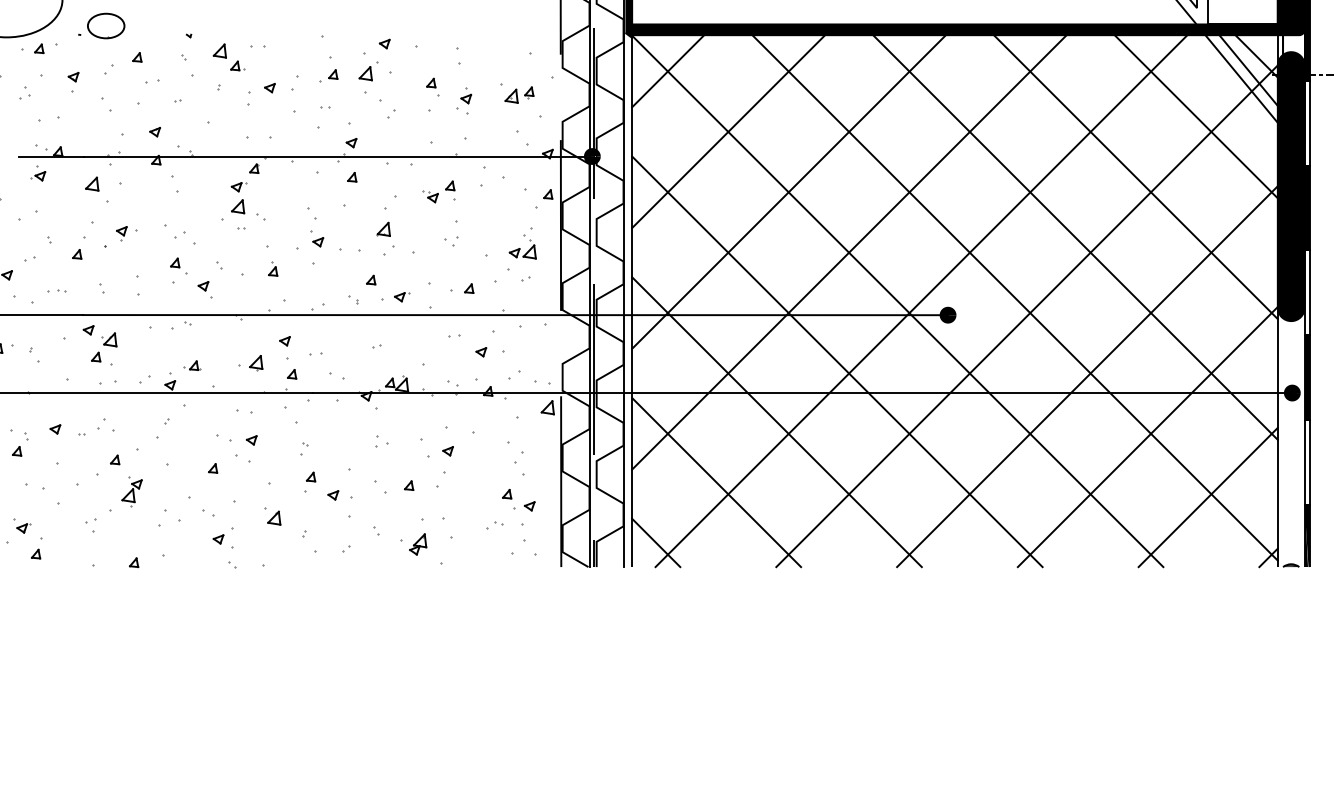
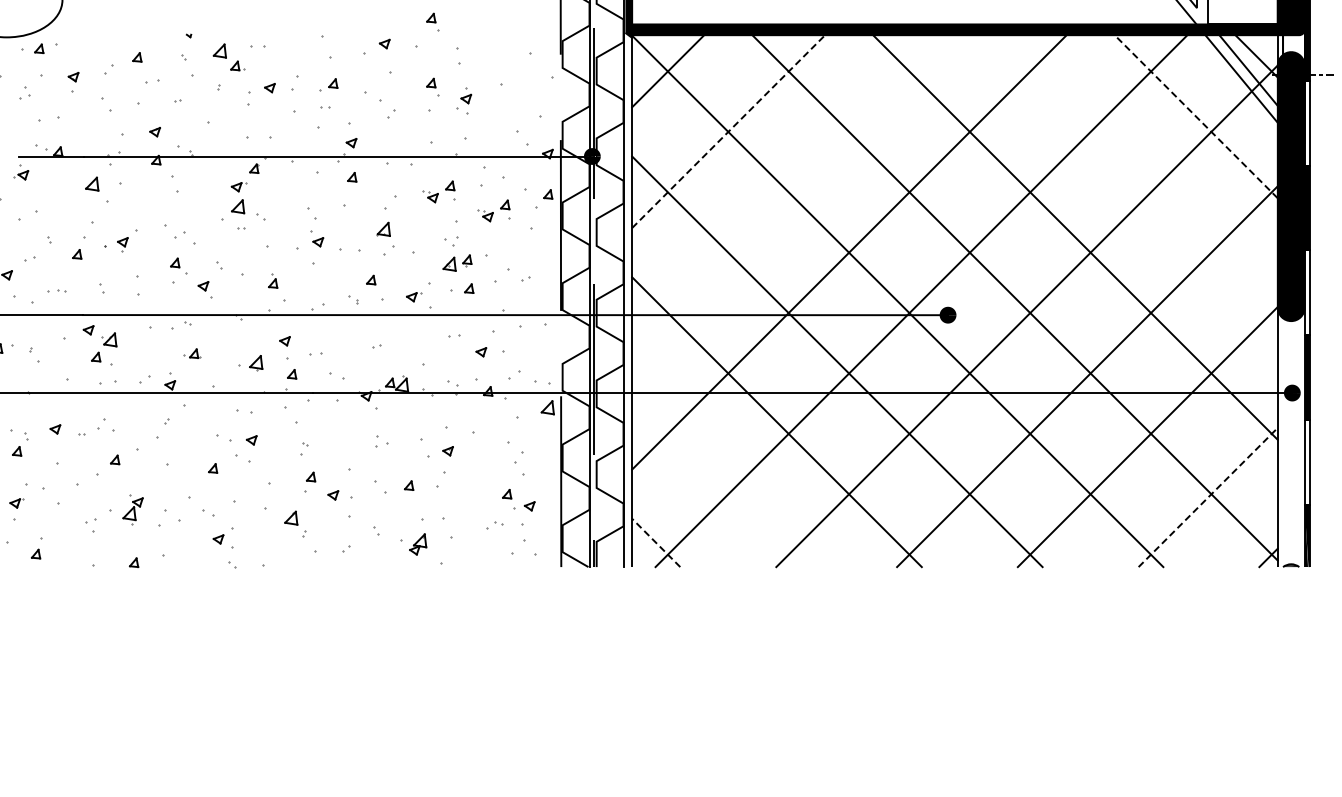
part: none -> present (432, 21)
part: present -> none (101, 25)
part: present -> none (368, 71)
part position: (328, 75) -> (328, 84) (328, 84)
part position: (519, 94) -> (457, 262) (457, 262)
line: solid -> dashed (1196, 116)
line: solid -> dashed (728, 131)
part position: (38, 173) -> (21, 172) (21, 172)
line: present -> none (1135, 176)
line: present -> none (788, 191)
part: none -> present (493, 210)
part position: (121, 233) -> (122, 244) (122, 244)
part: present -> none (522, 246)
part position: (273, 268) -> (273, 280) (273, 280)
part position: (402, 297) -> (414, 297) (414, 297)
part position: (192, 365) -> (192, 353) (192, 353)
line: present -> none (716, 482)
part position: (131, 491) -> (132, 509) (132, 509)
line: solid -> dashed (1208, 497)
part position: (274, 517) -> (291, 517) (291, 517)
part position: (23, 528) -> (16, 503) (16, 503)
line: solid -> dashed (655, 542)
